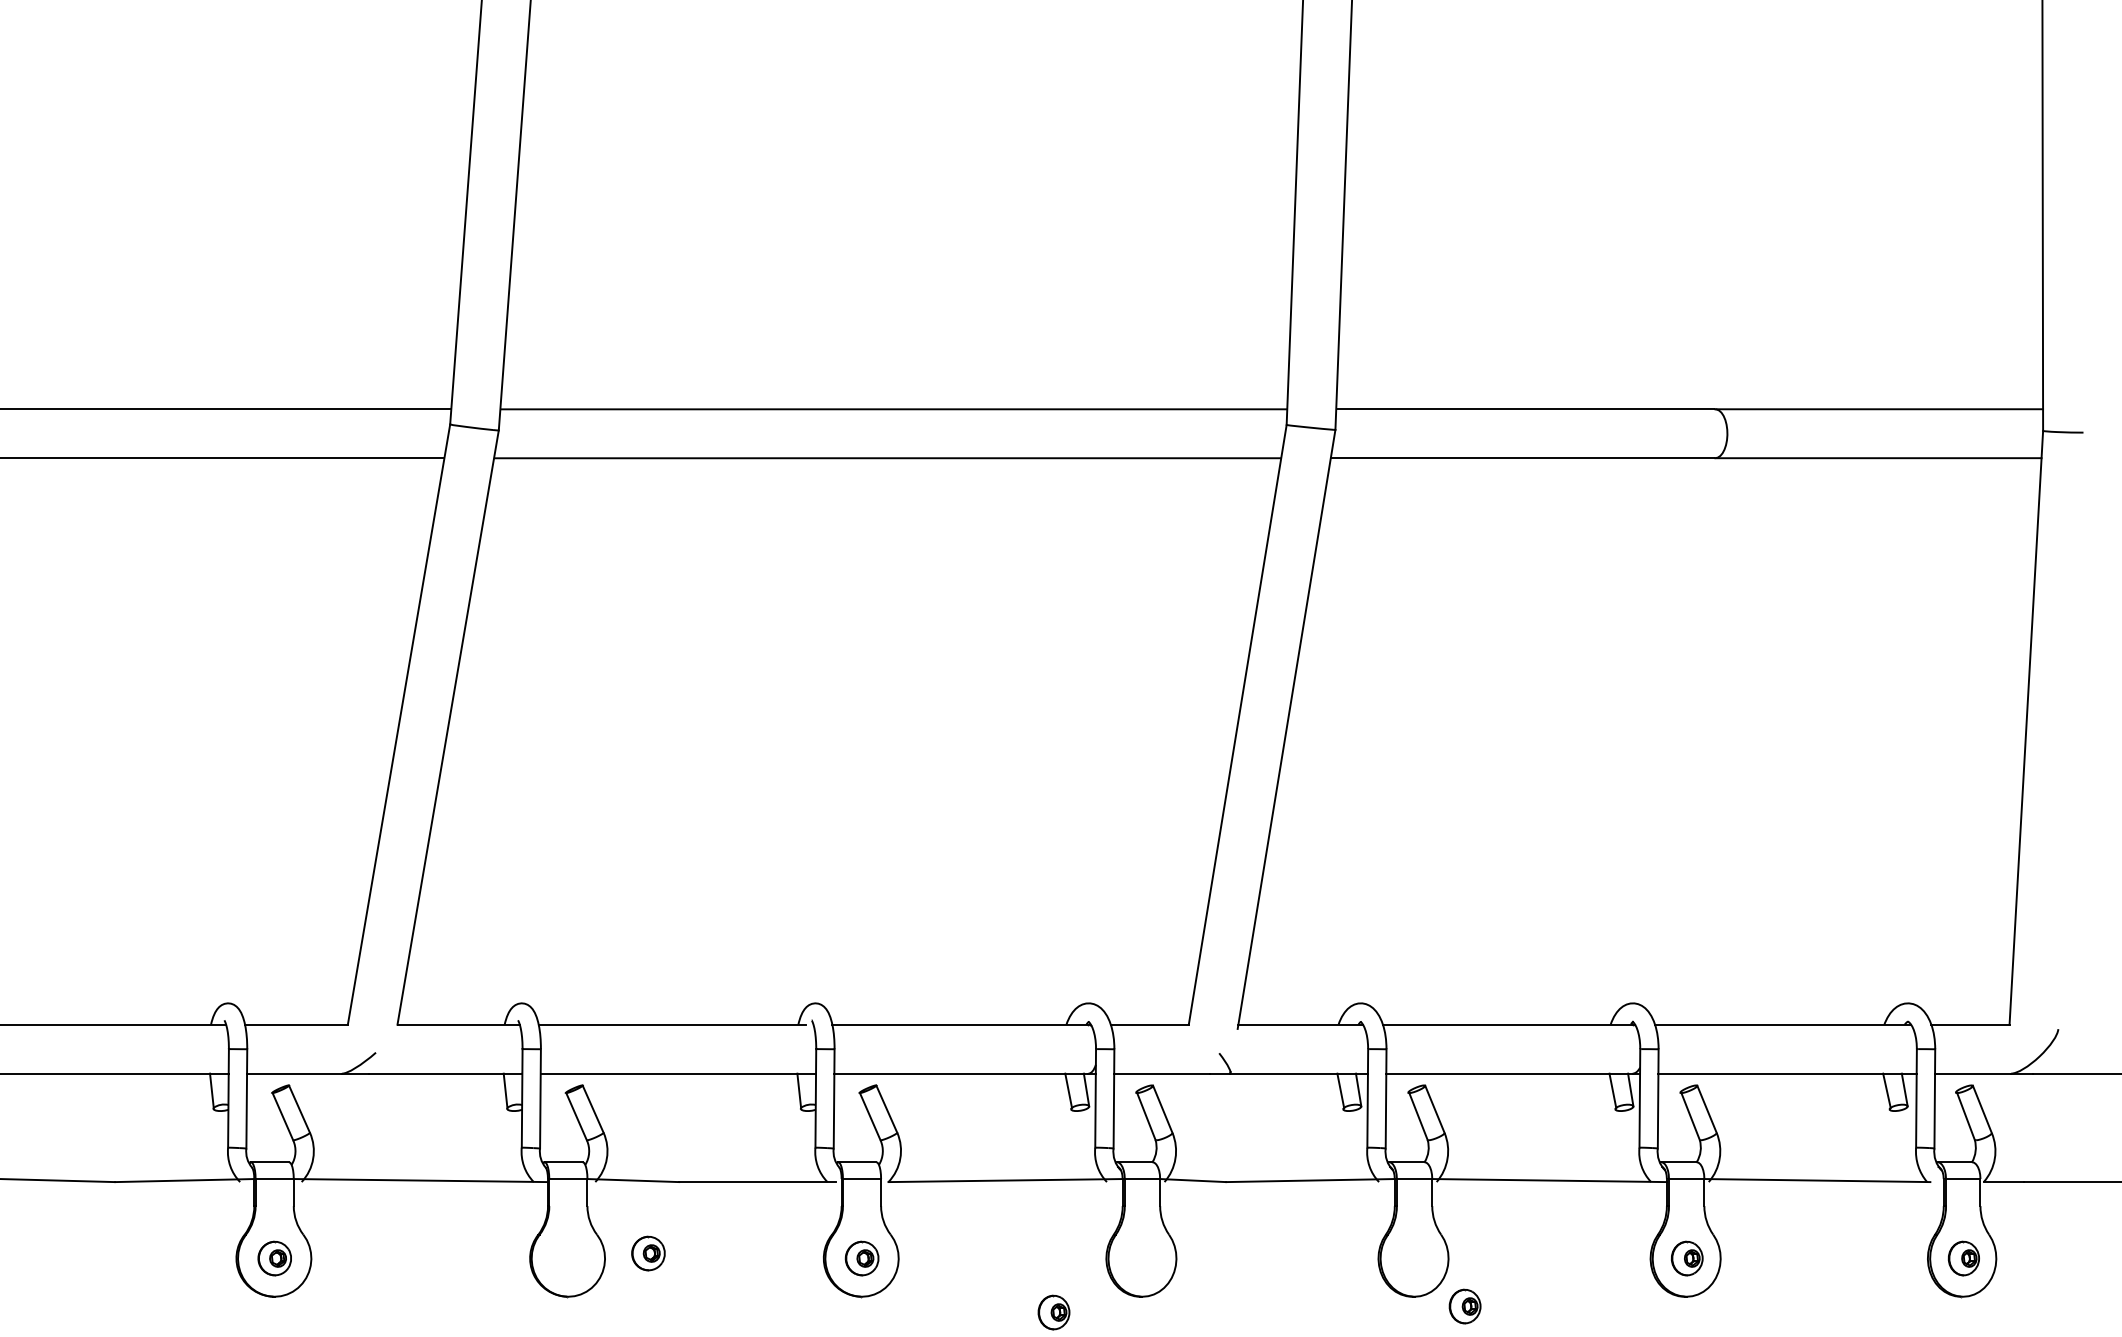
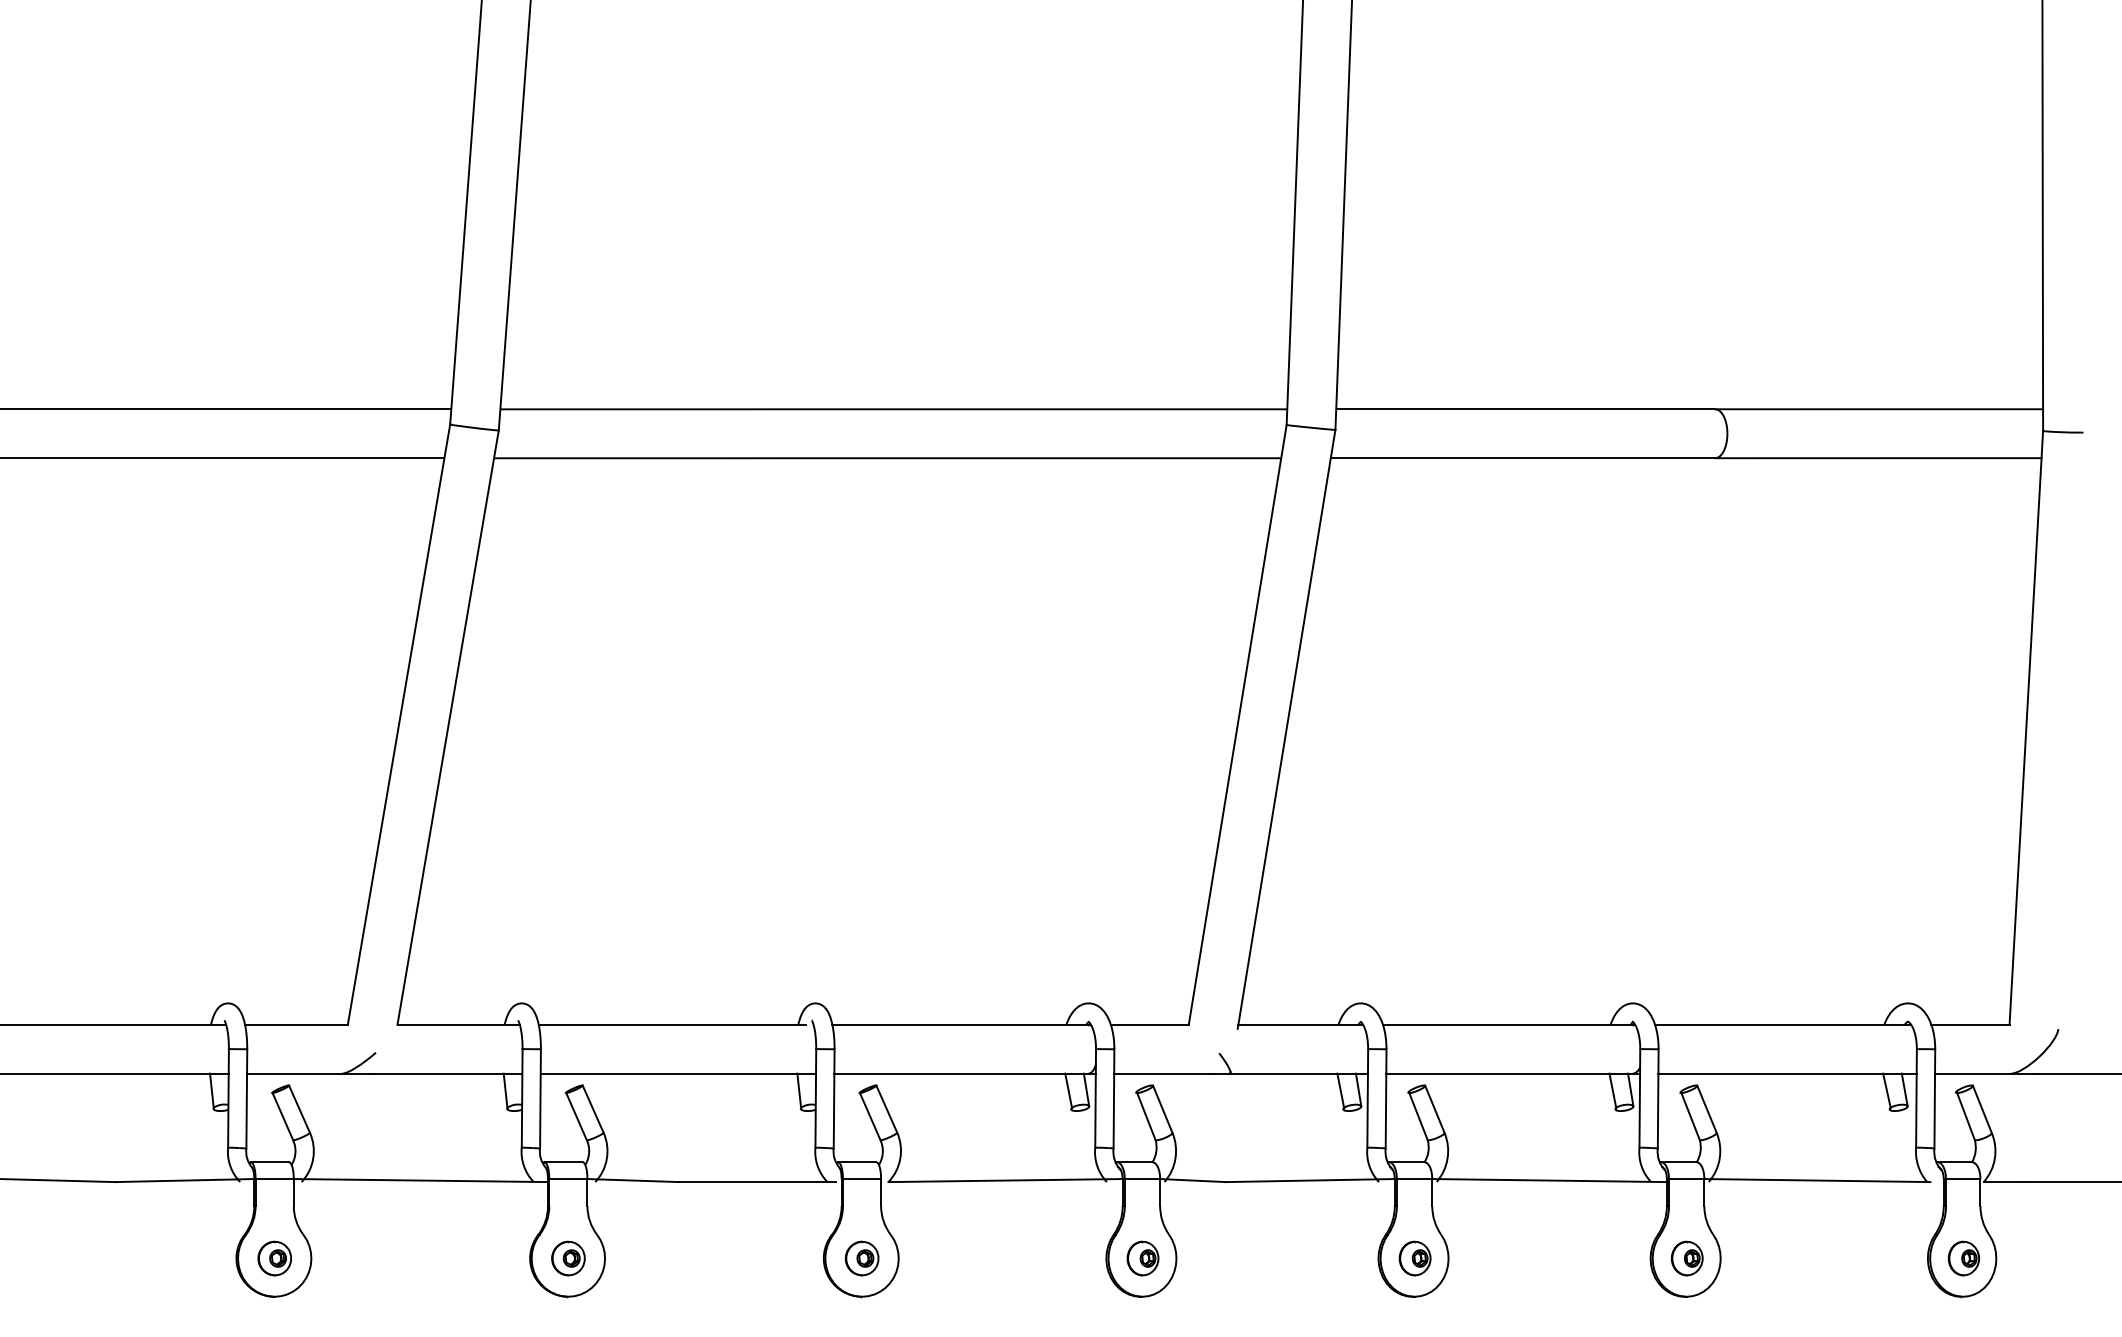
part position: (648, 1253) -> (568, 1258) (568, 1258)
part position: (1464, 1306) -> (1414, 1258) (1414, 1258)
part position: (1053, 1312) -> (1142, 1258) (1142, 1258)
